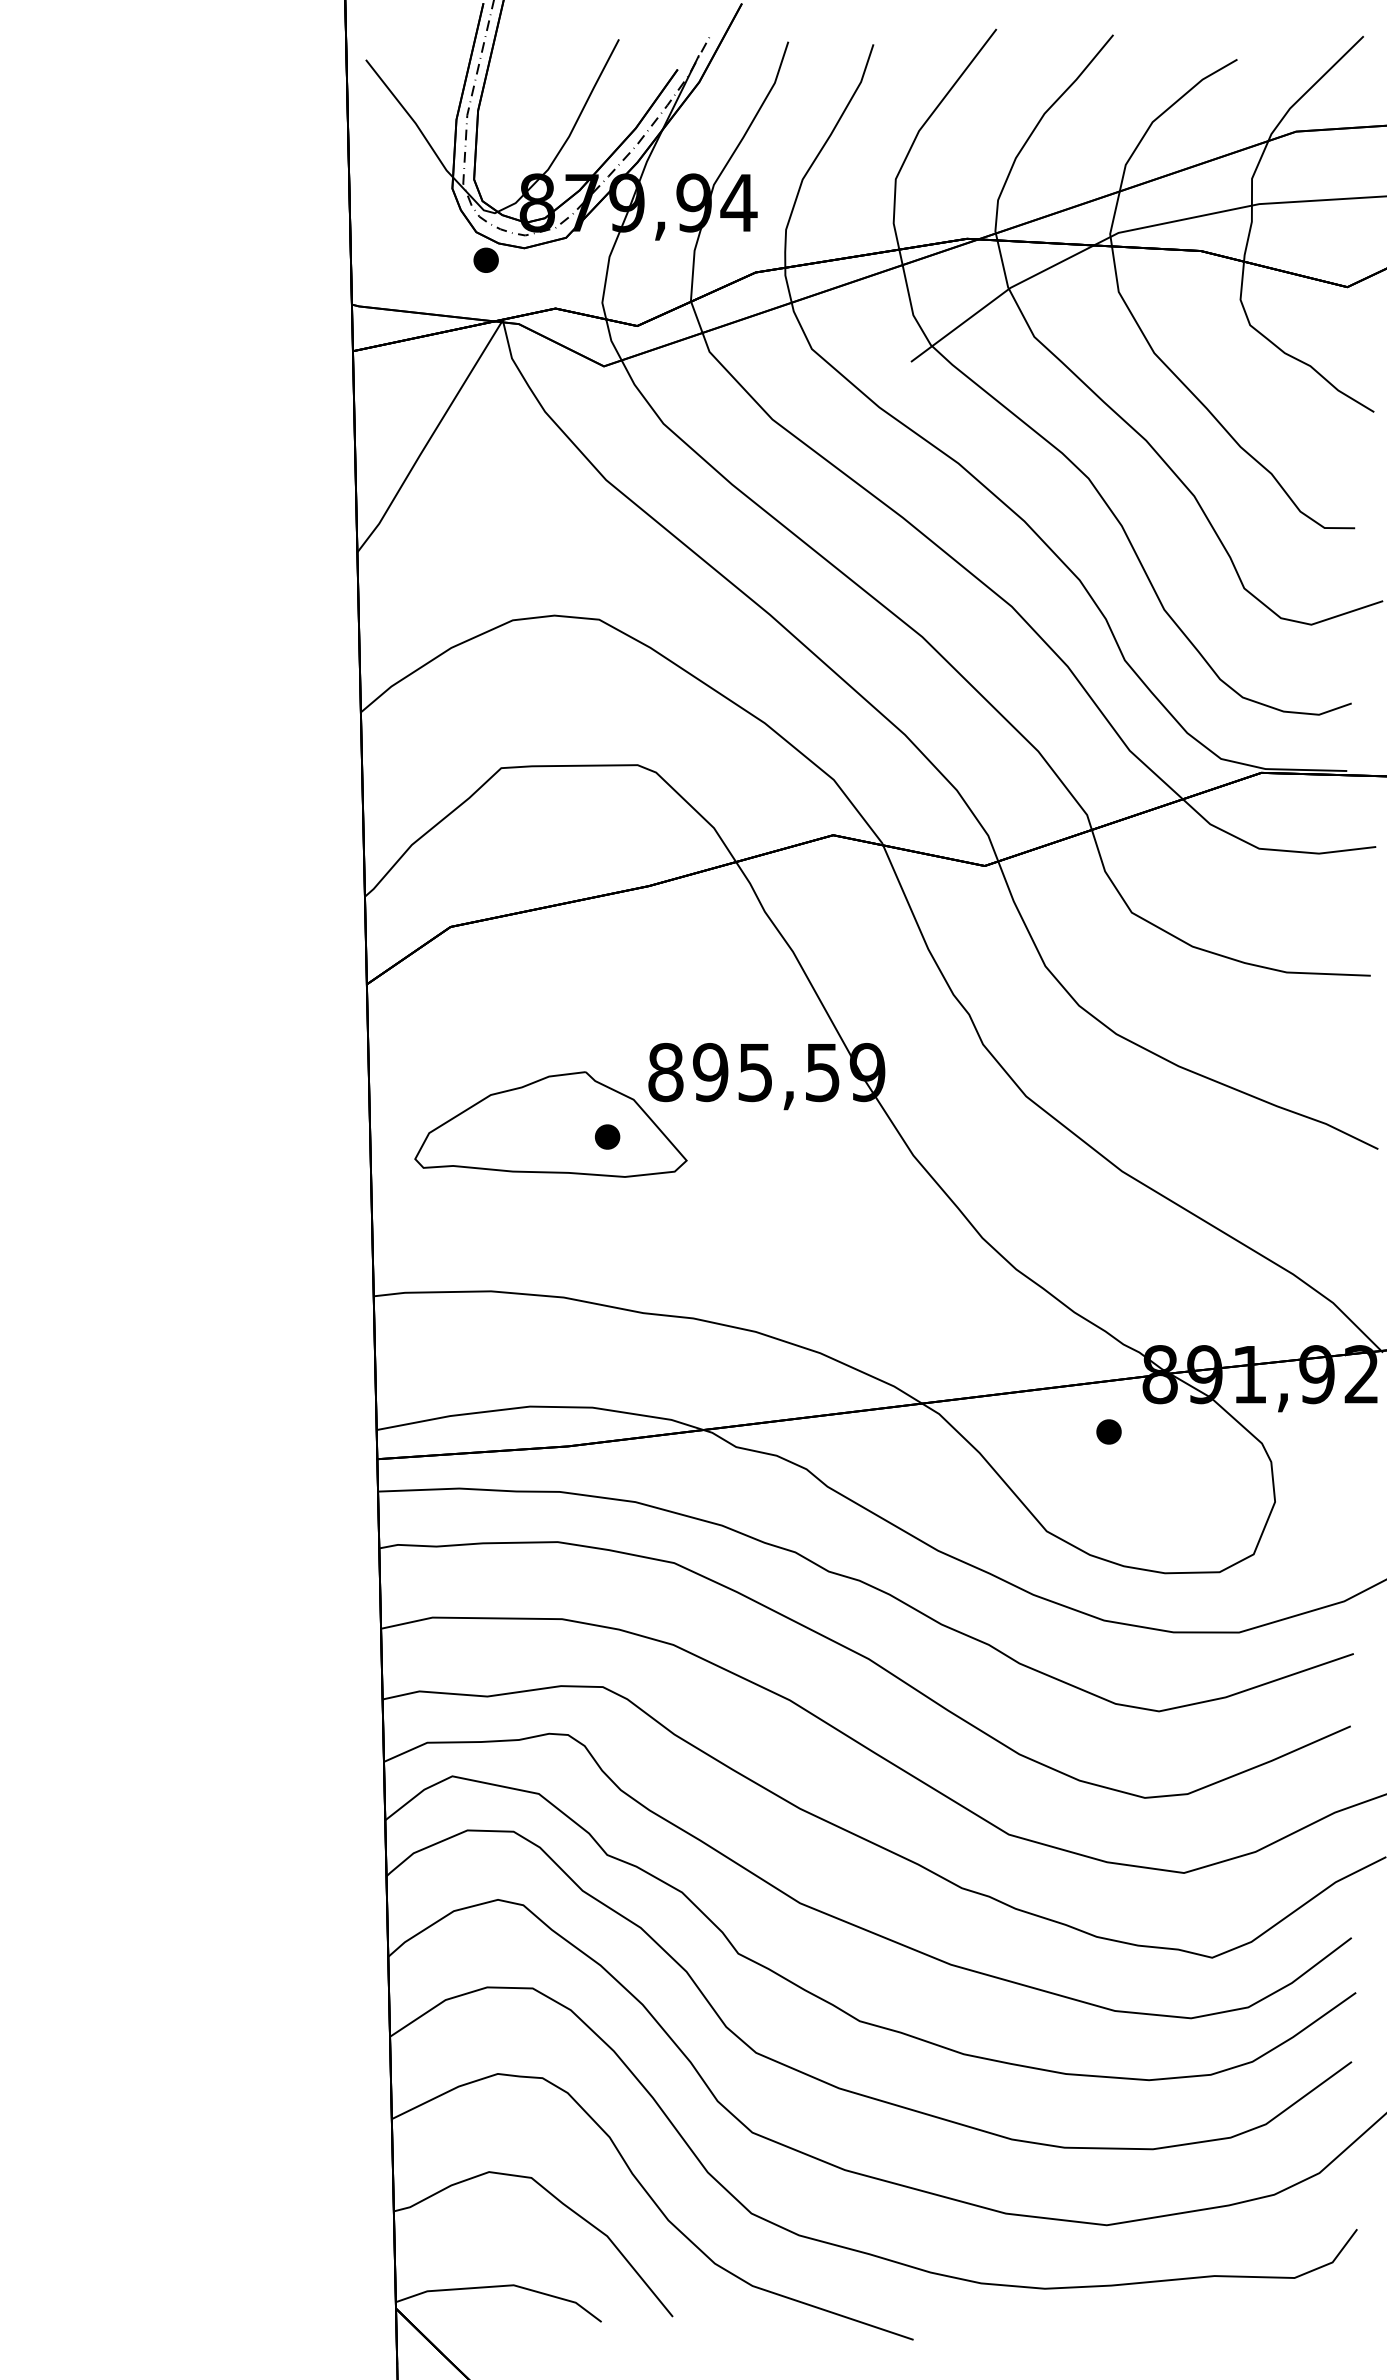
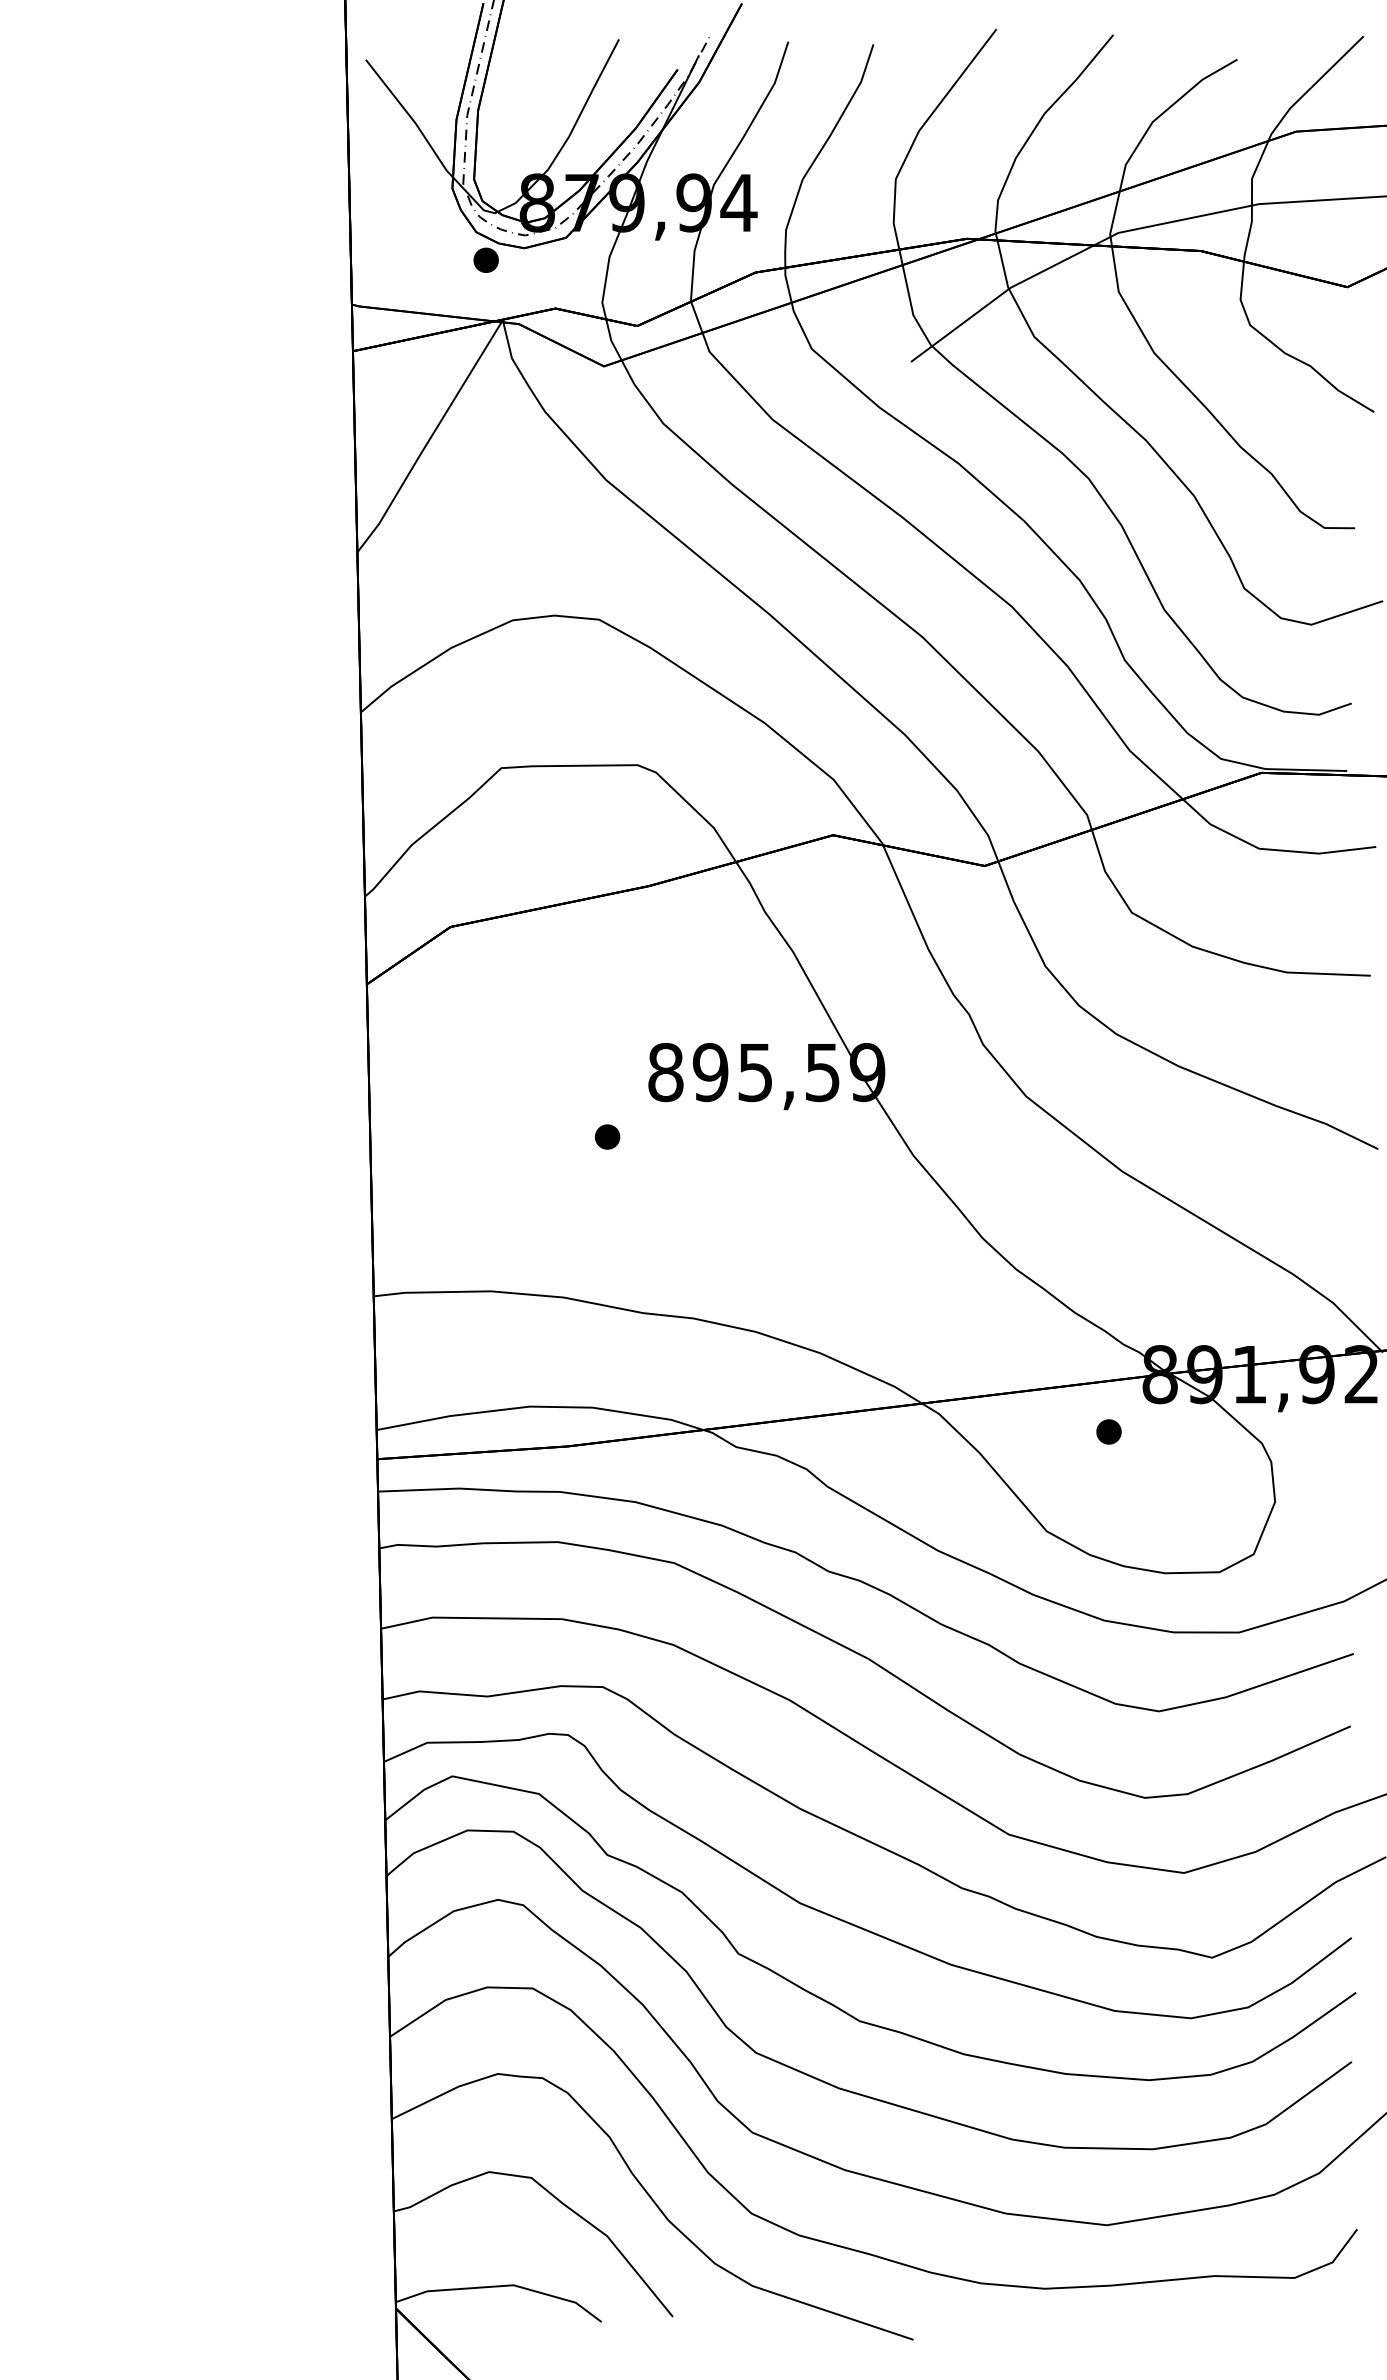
part: present -> none (550, 1124)
